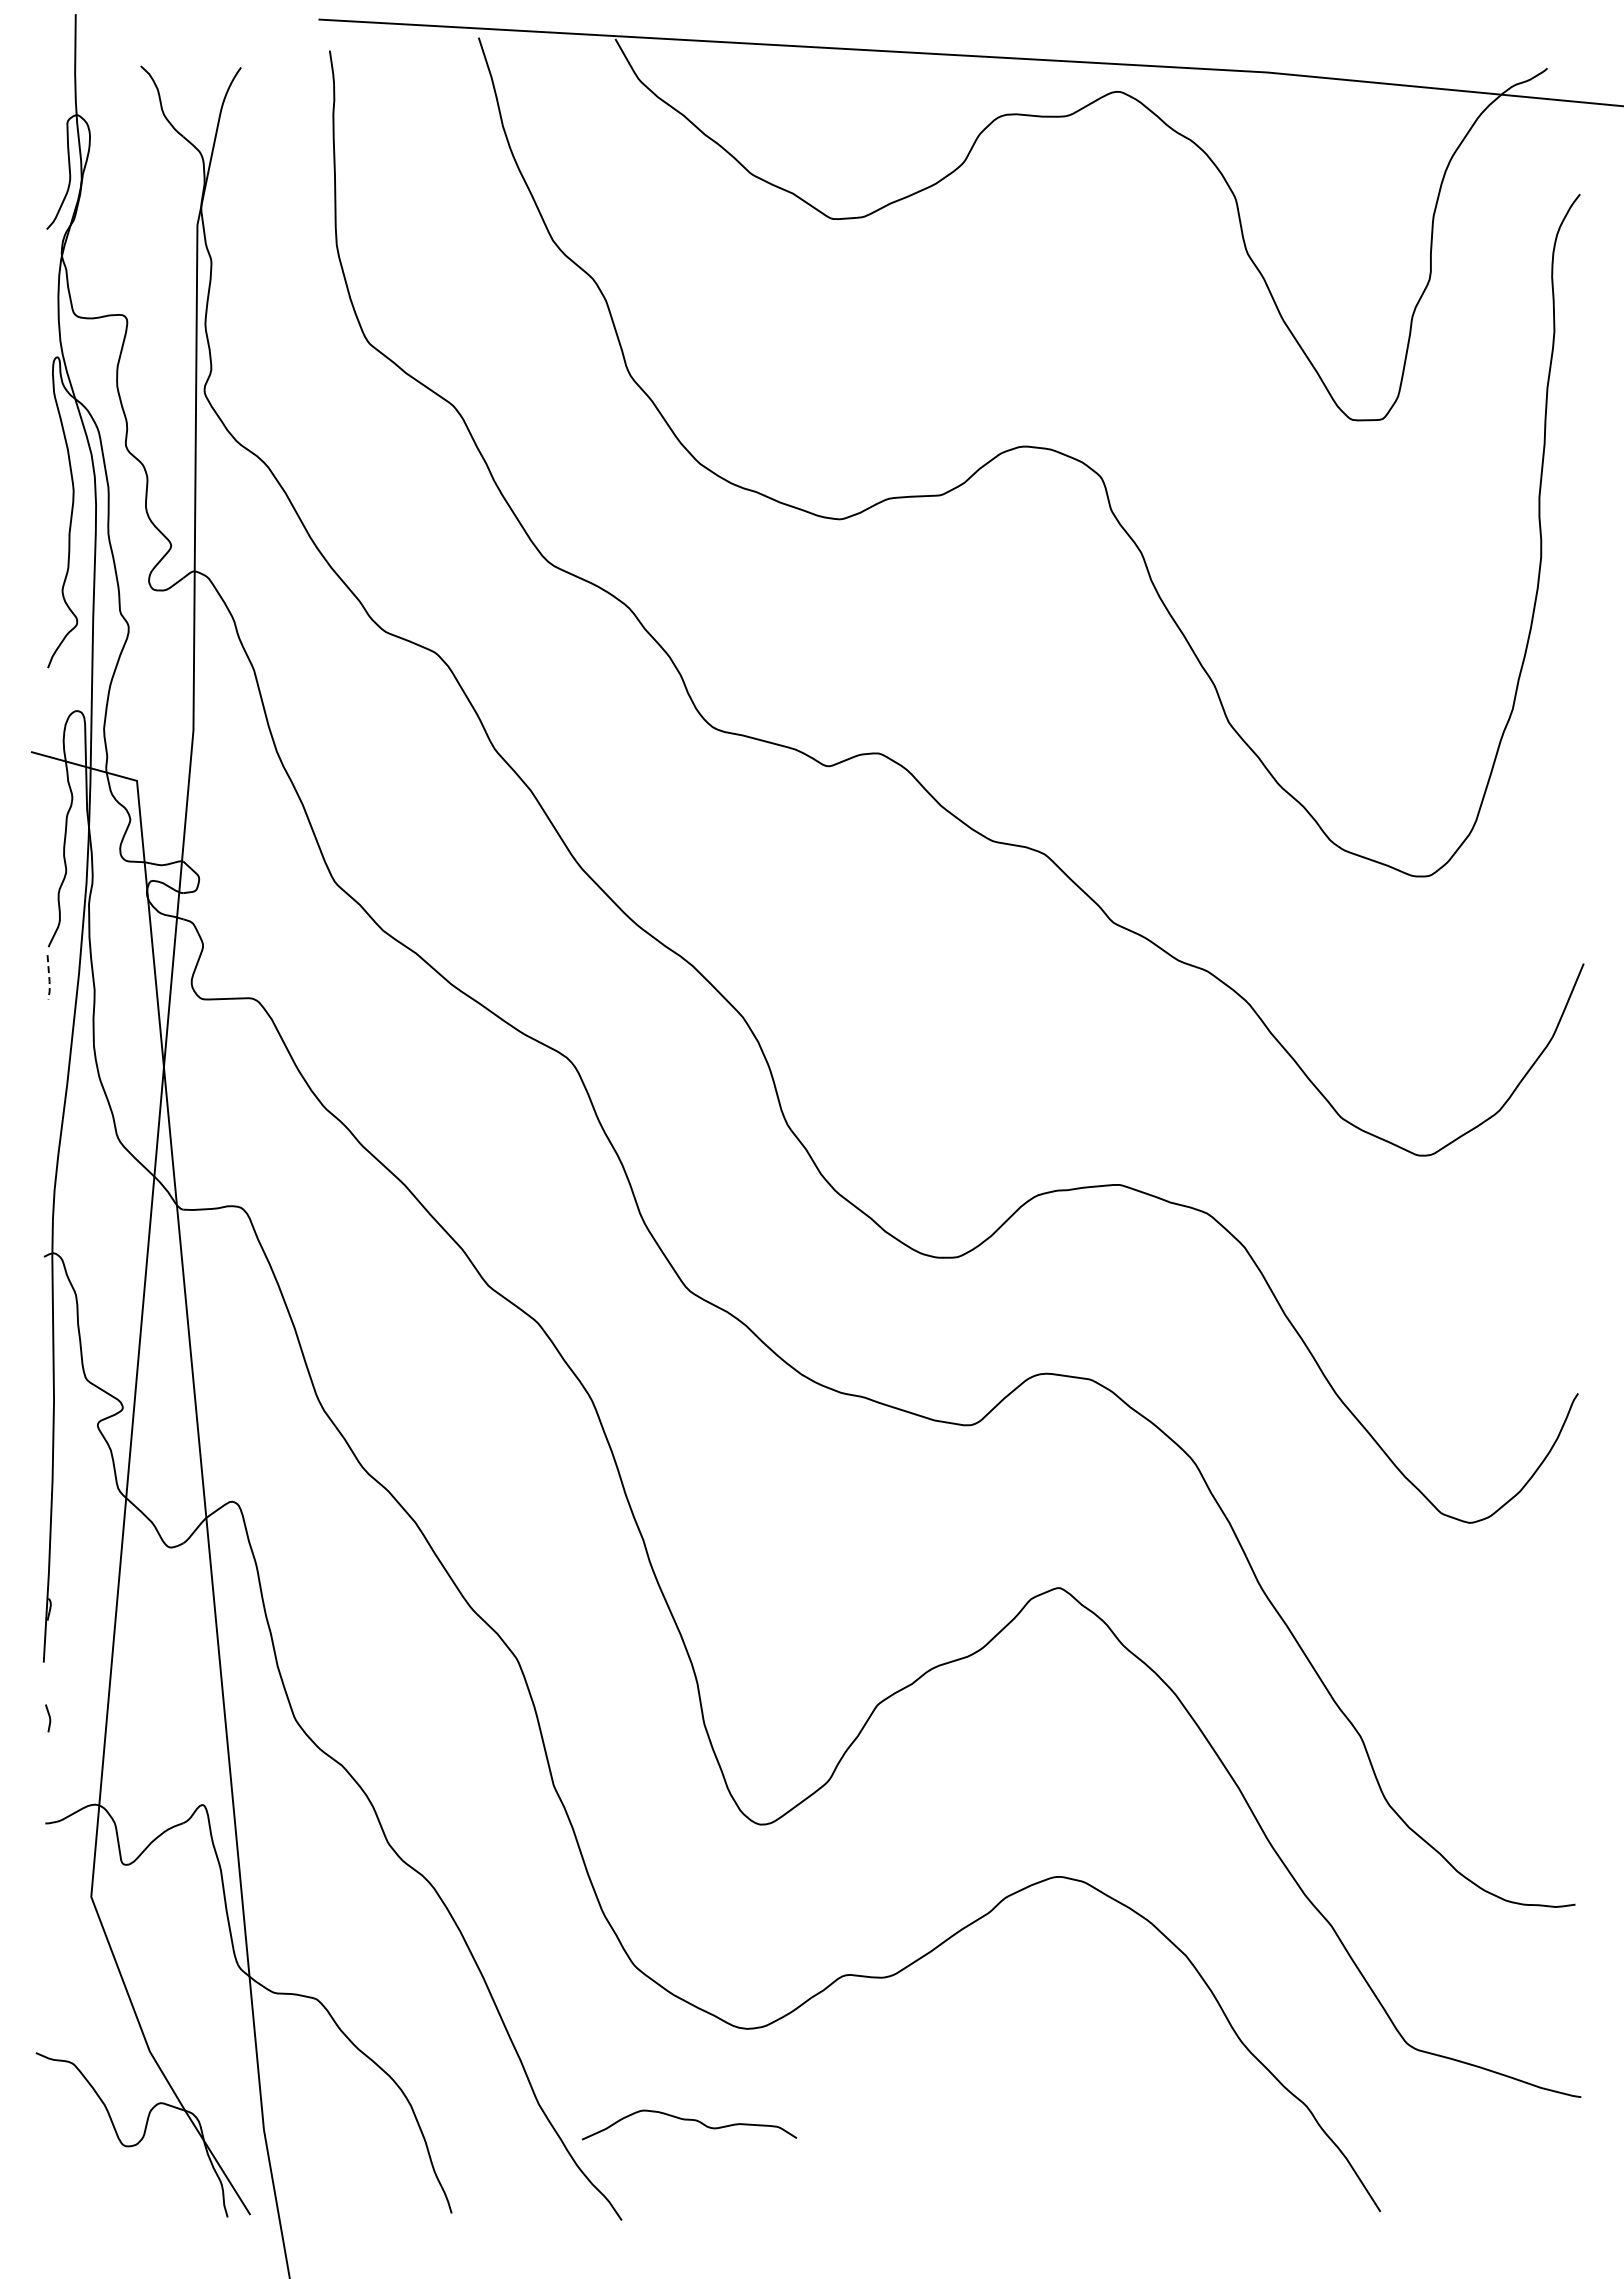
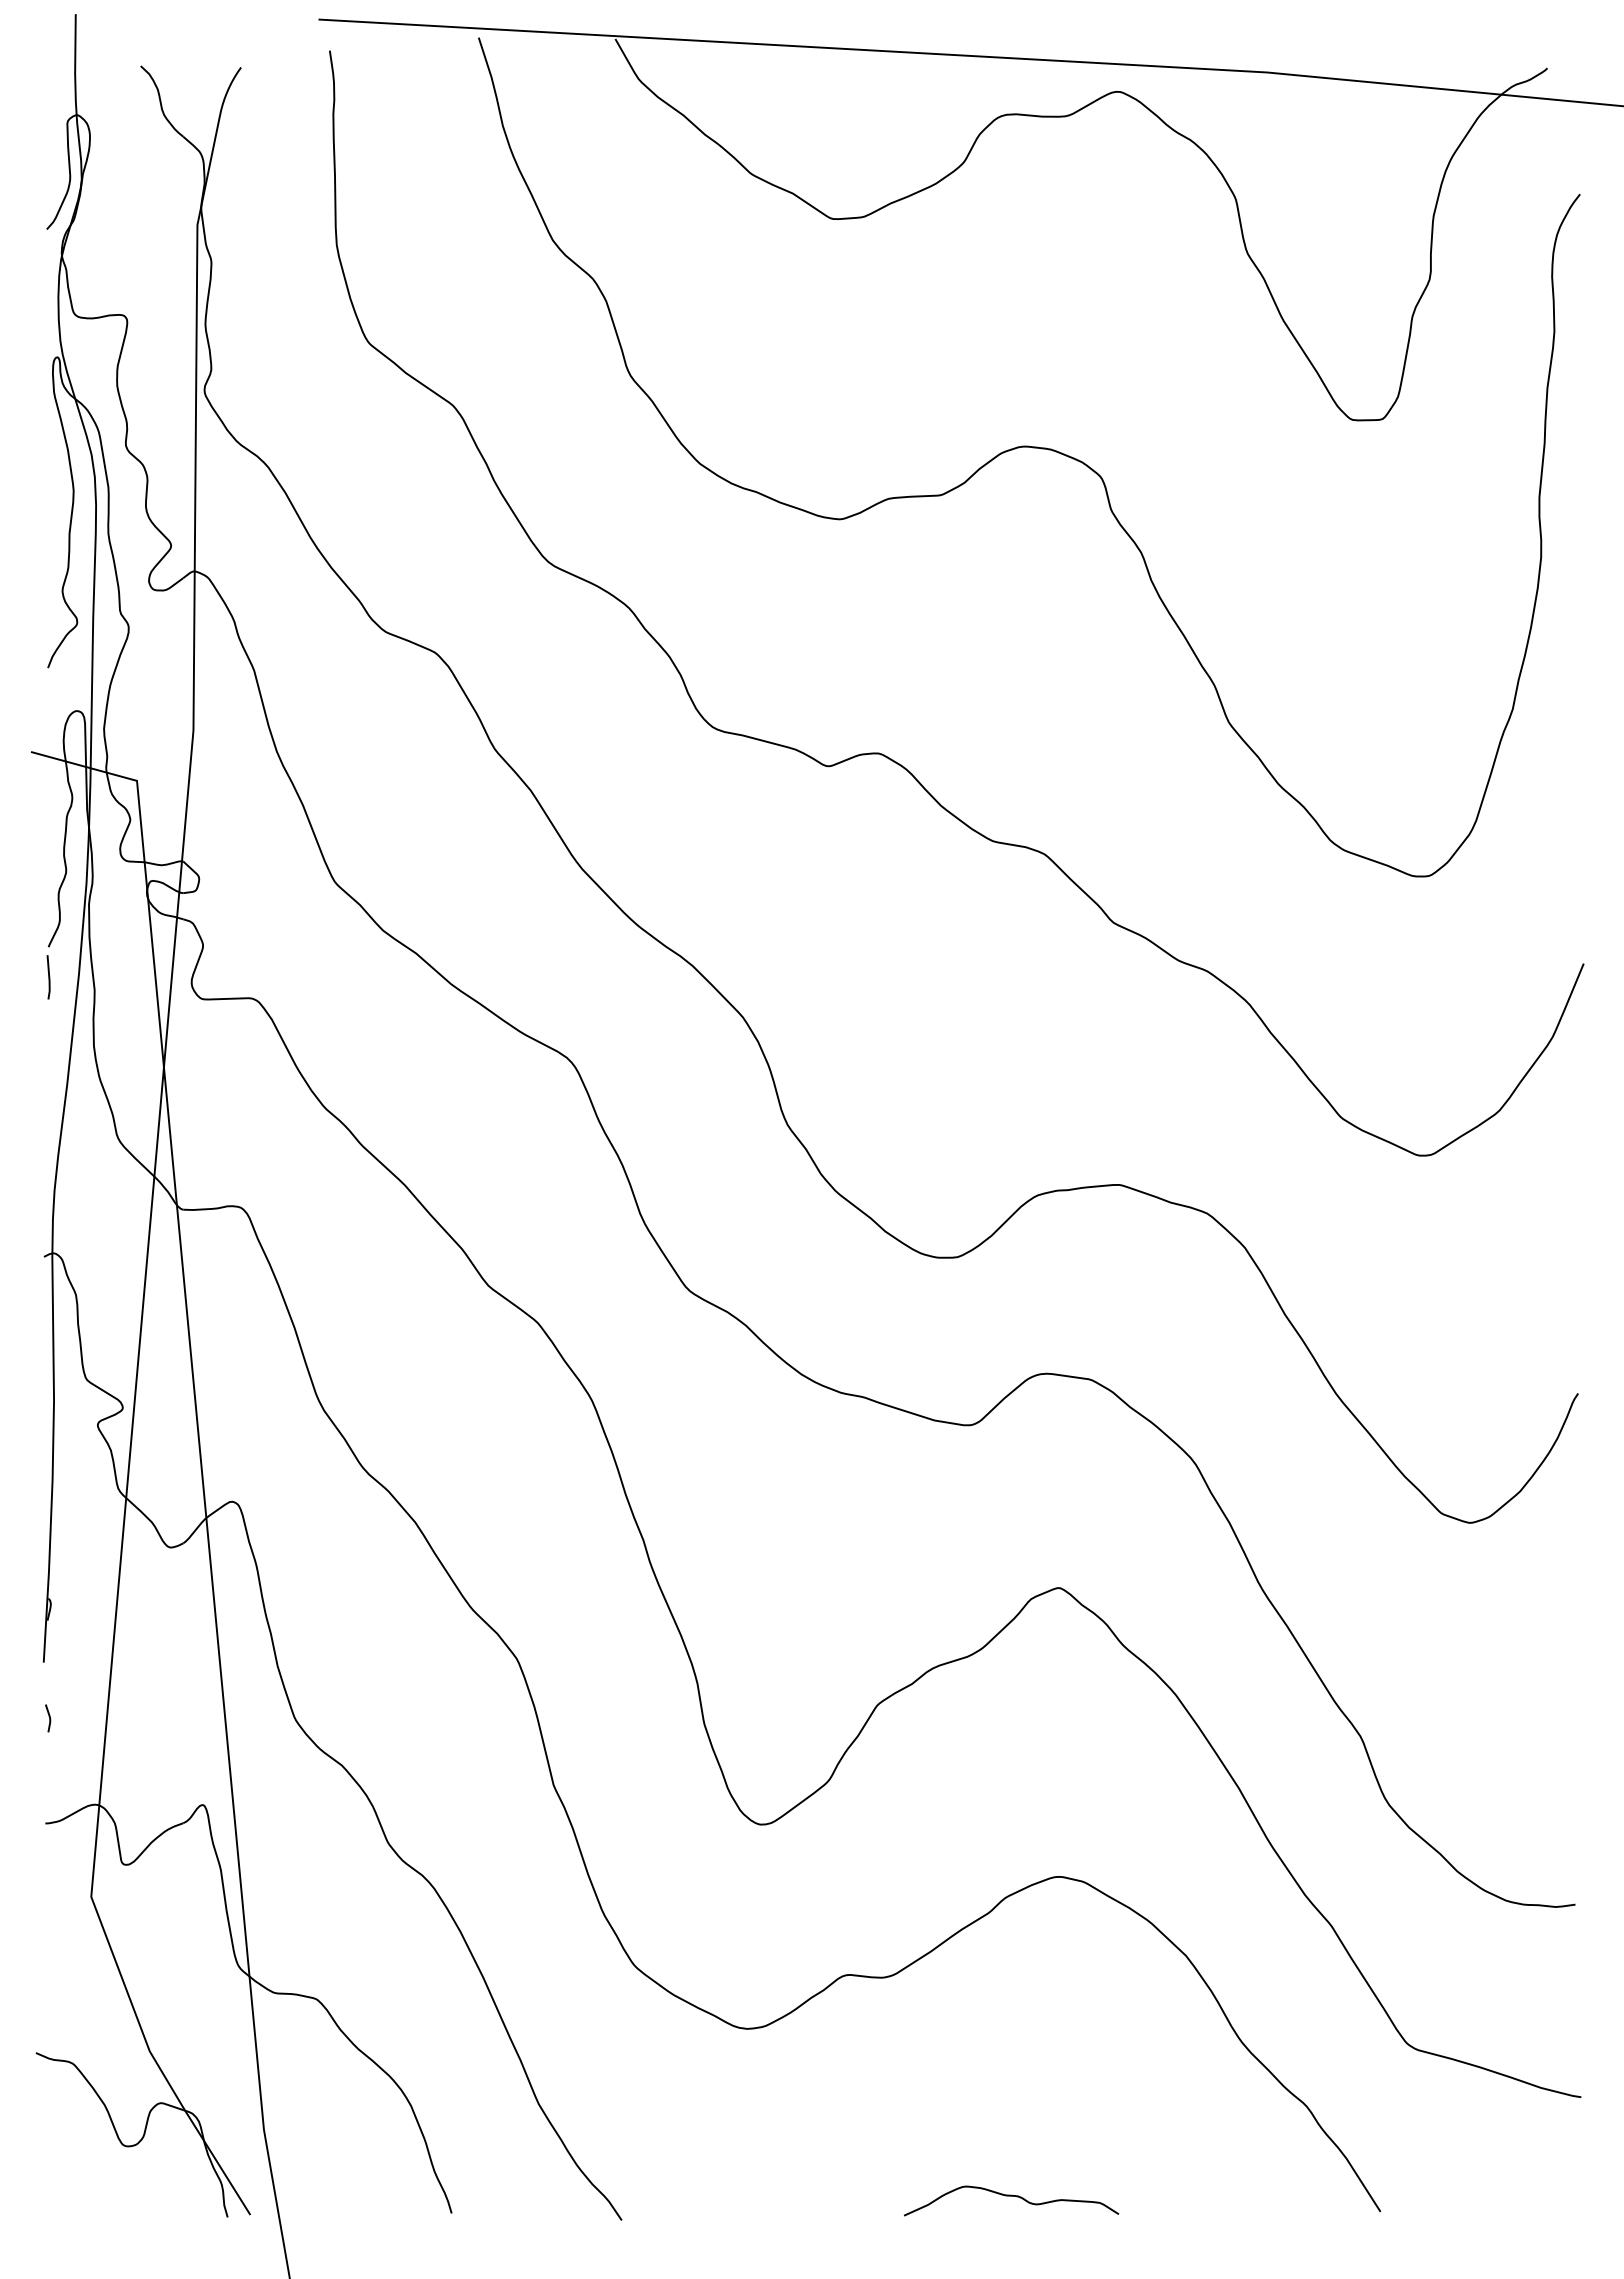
line: dashed -> solid (49, 978)
curve position: (689, 2120) -> (1011, 2196) (1011, 2196)
